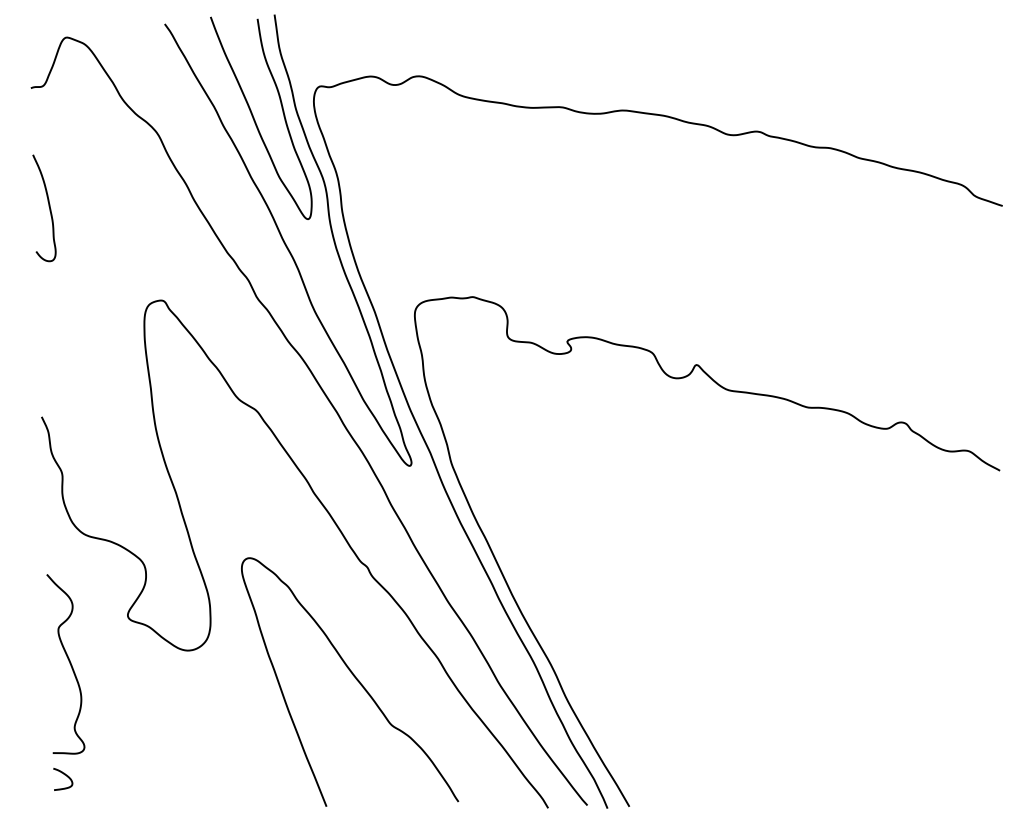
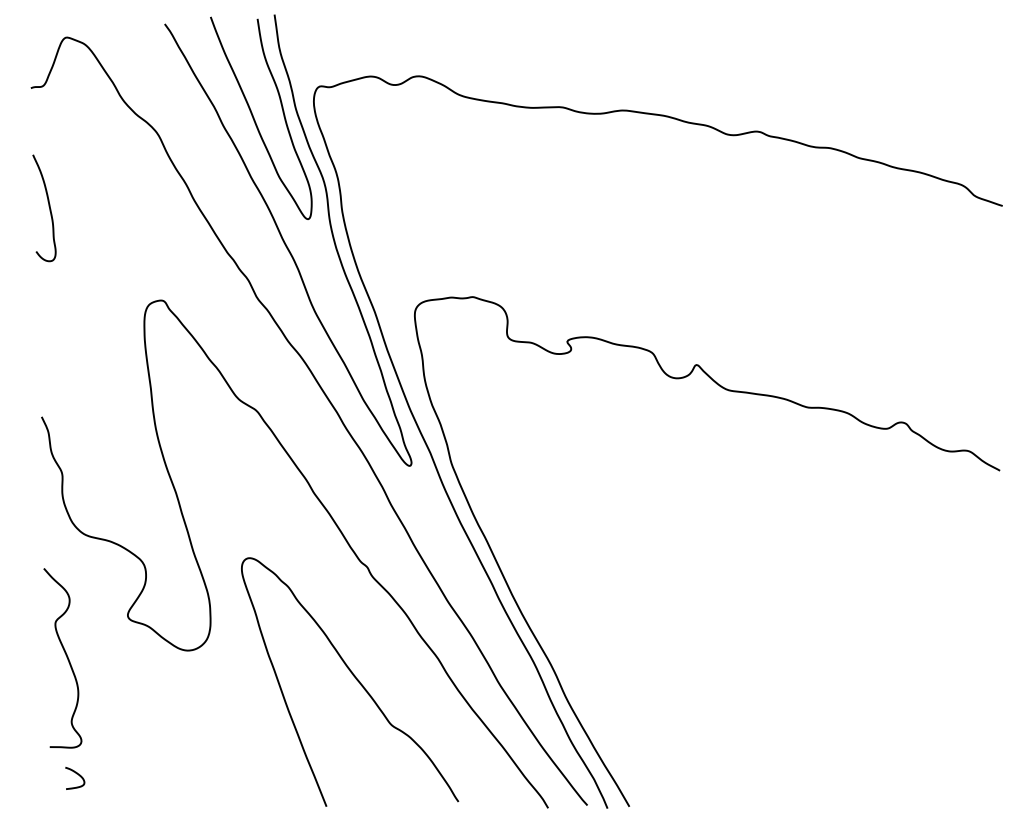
curve position: (69, 663) -> (66, 657) (66, 657)
curve position: (64, 775) -> (76, 774) (76, 774)
